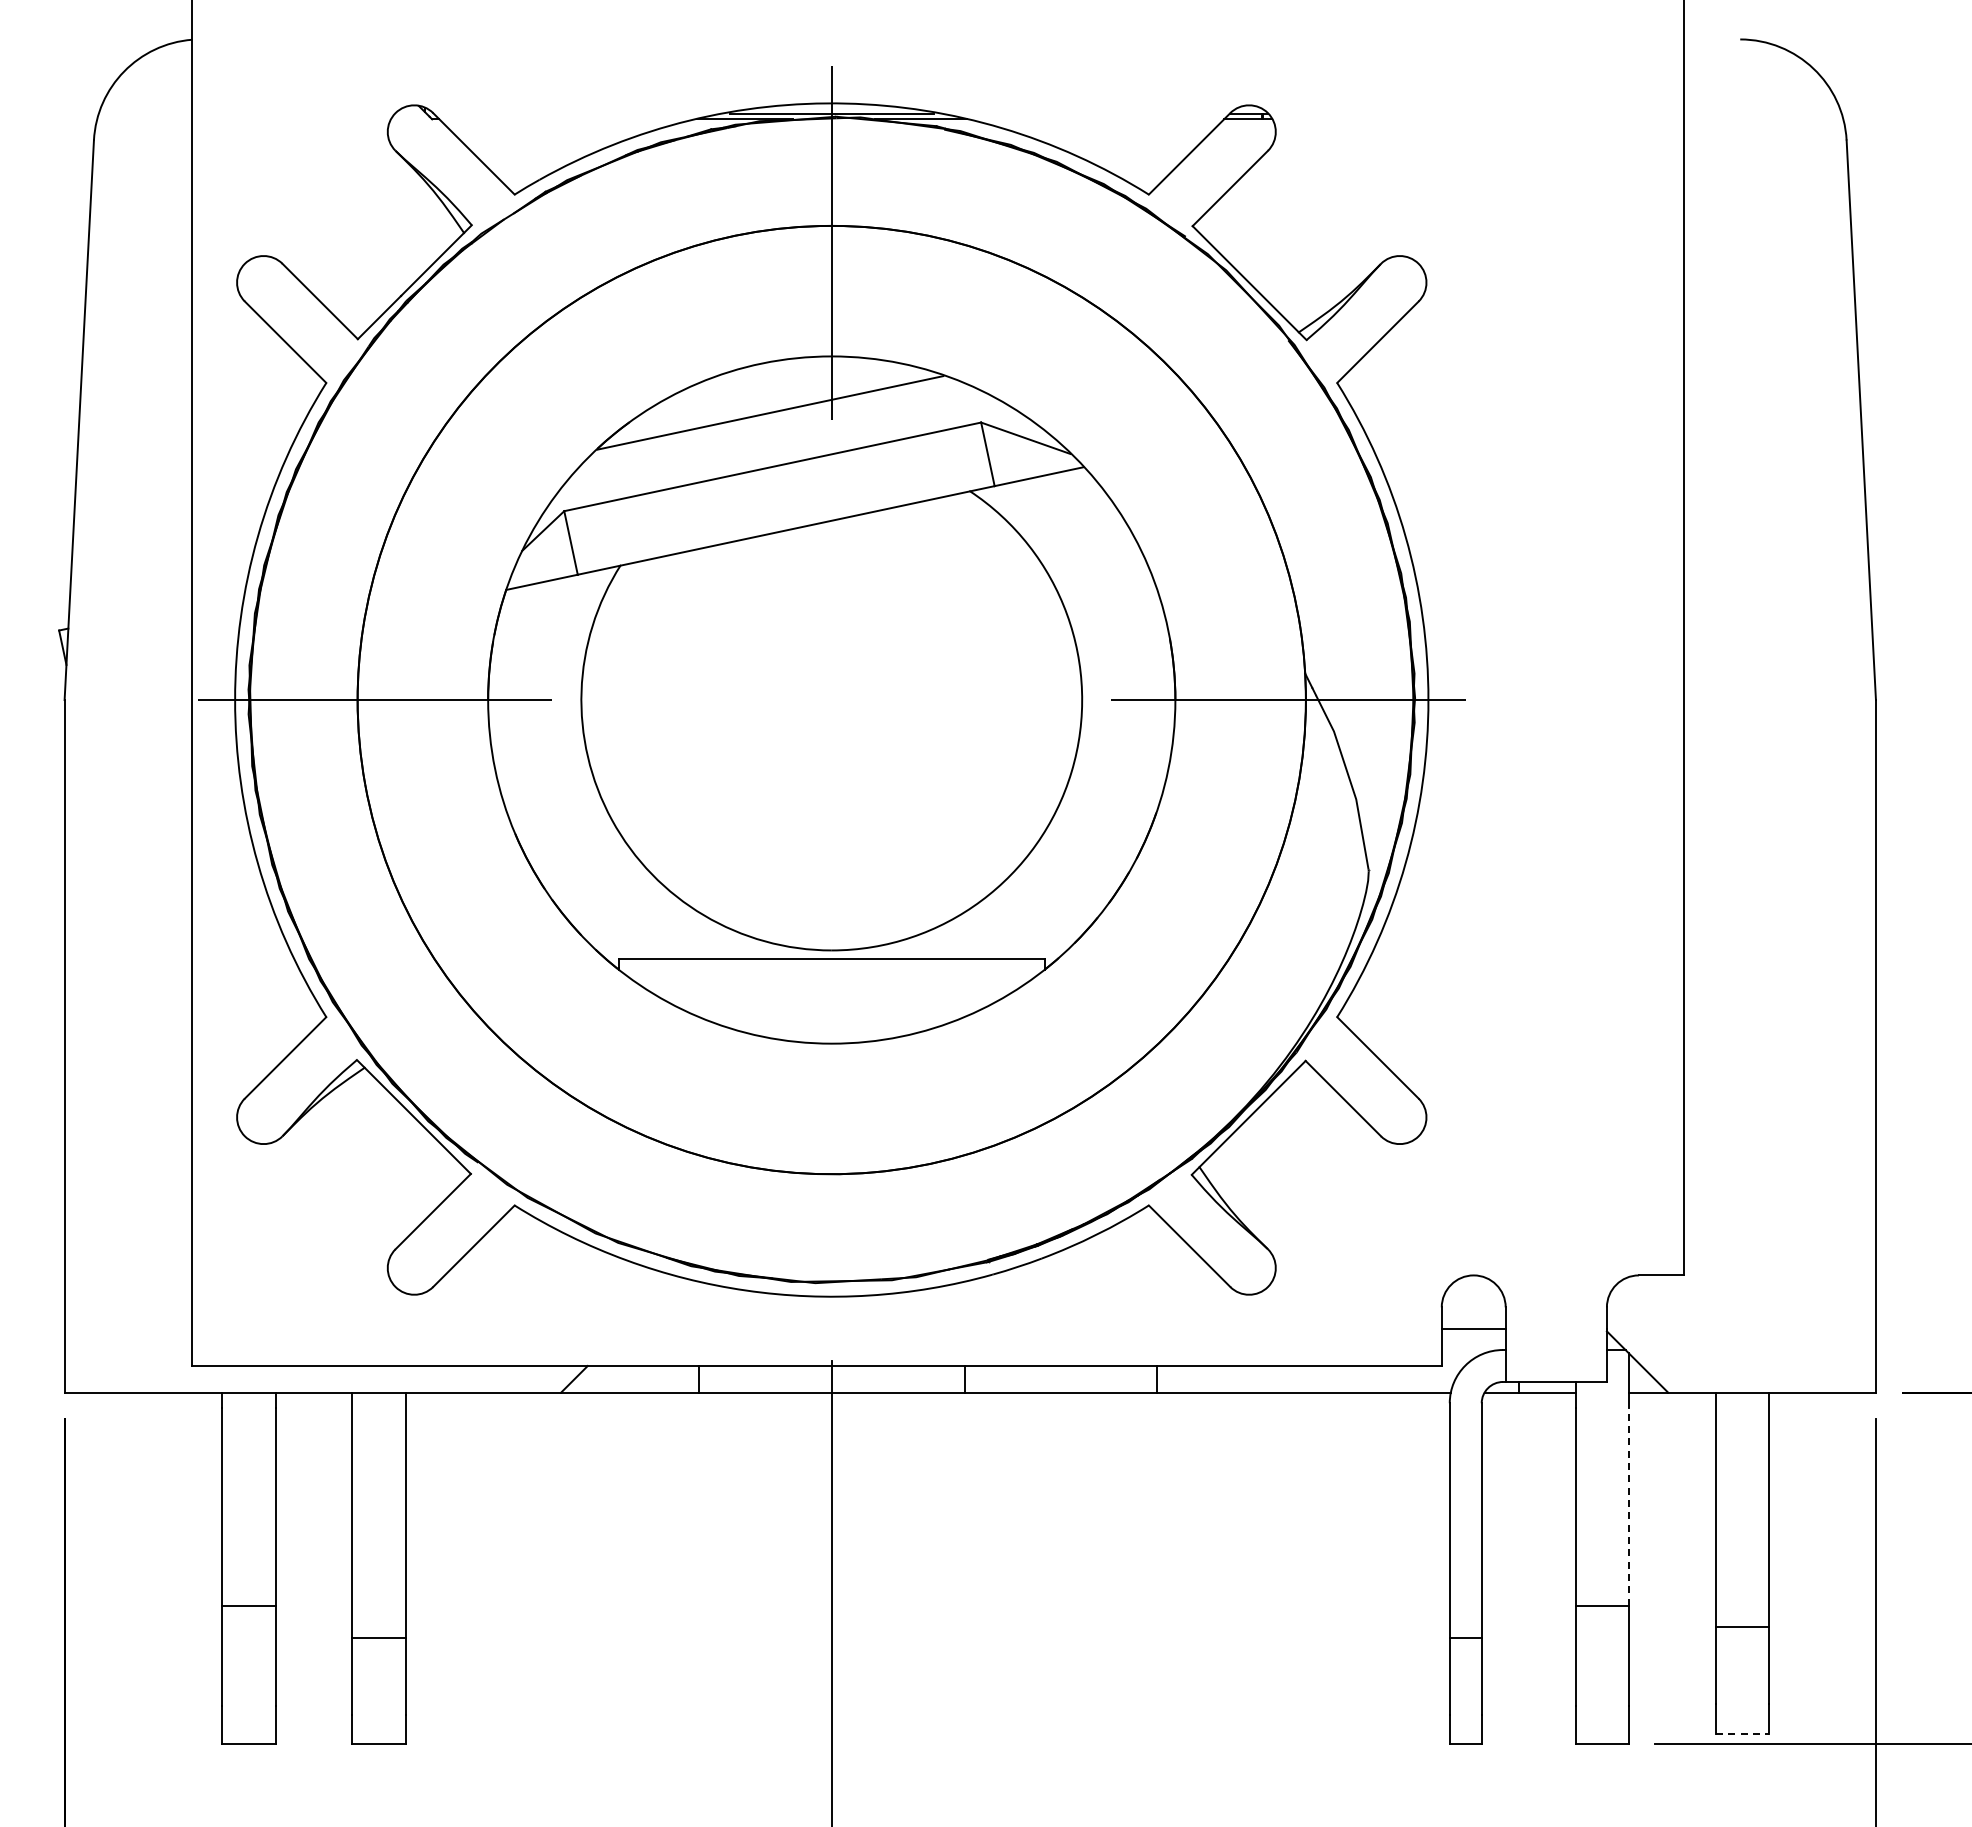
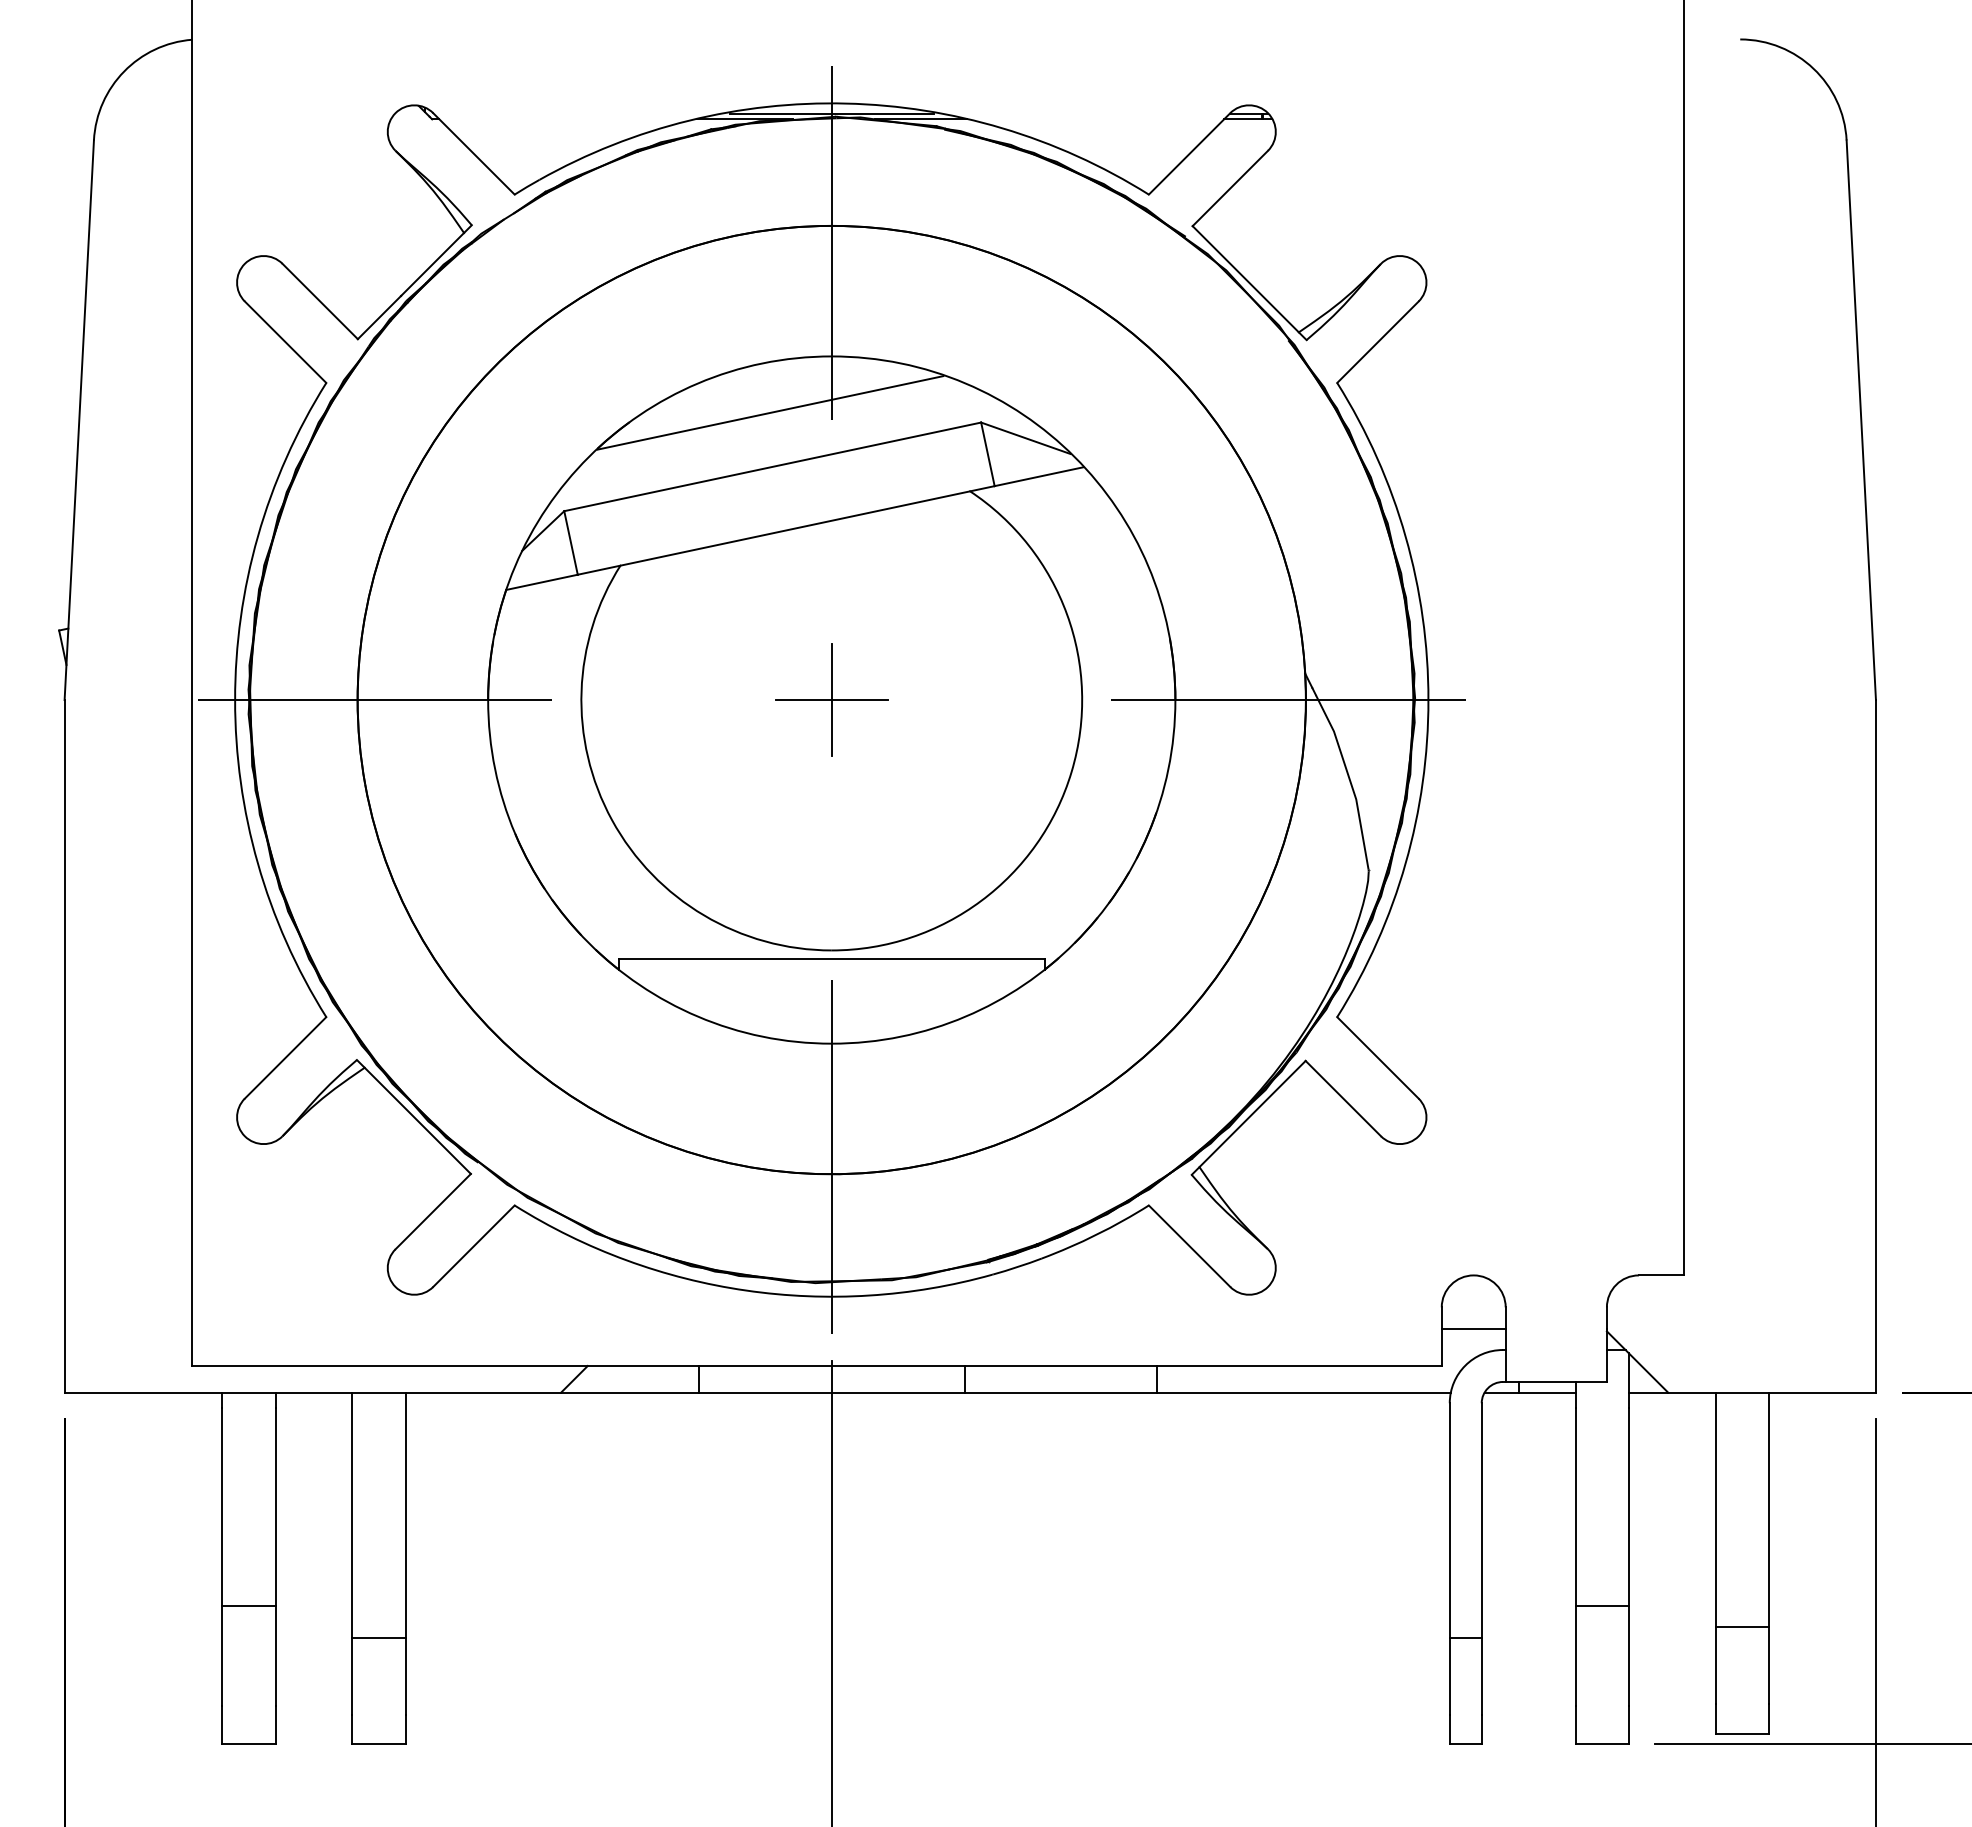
part: none -> present (831, 699)
line: none -> present (831, 1156)
line: dashed -> solid (1628, 1506)
line: dashed -> solid (1742, 1733)
